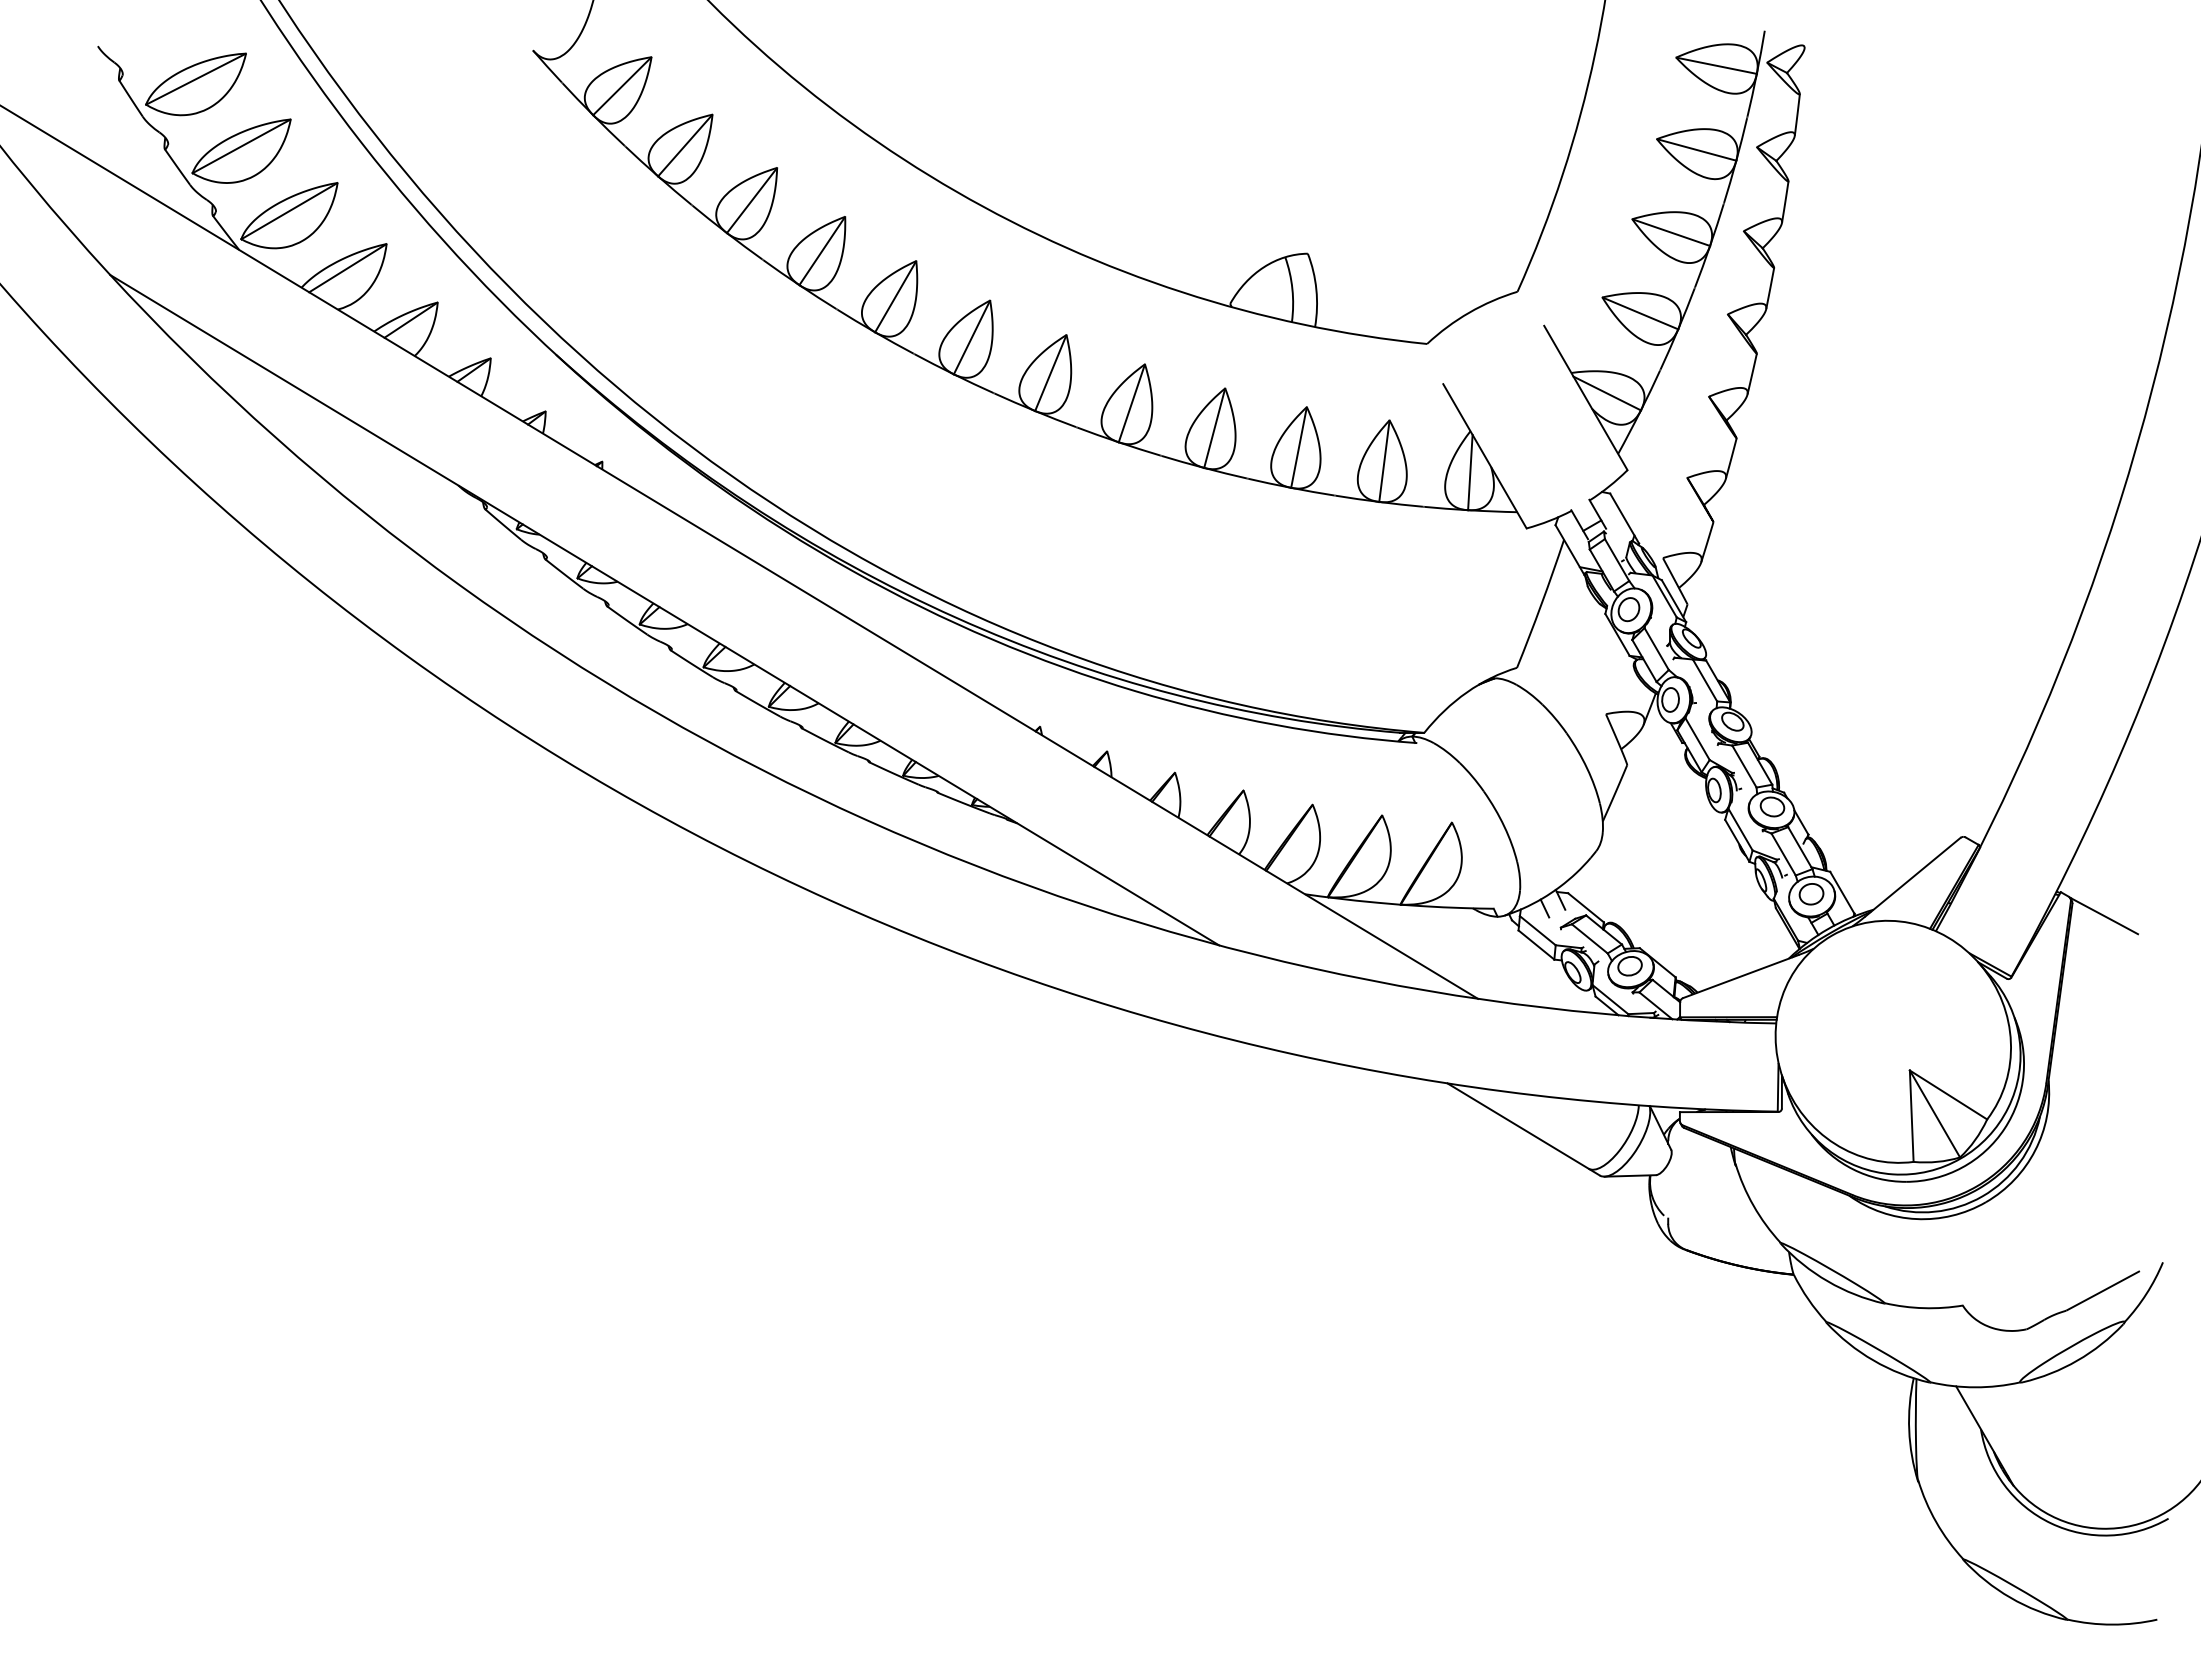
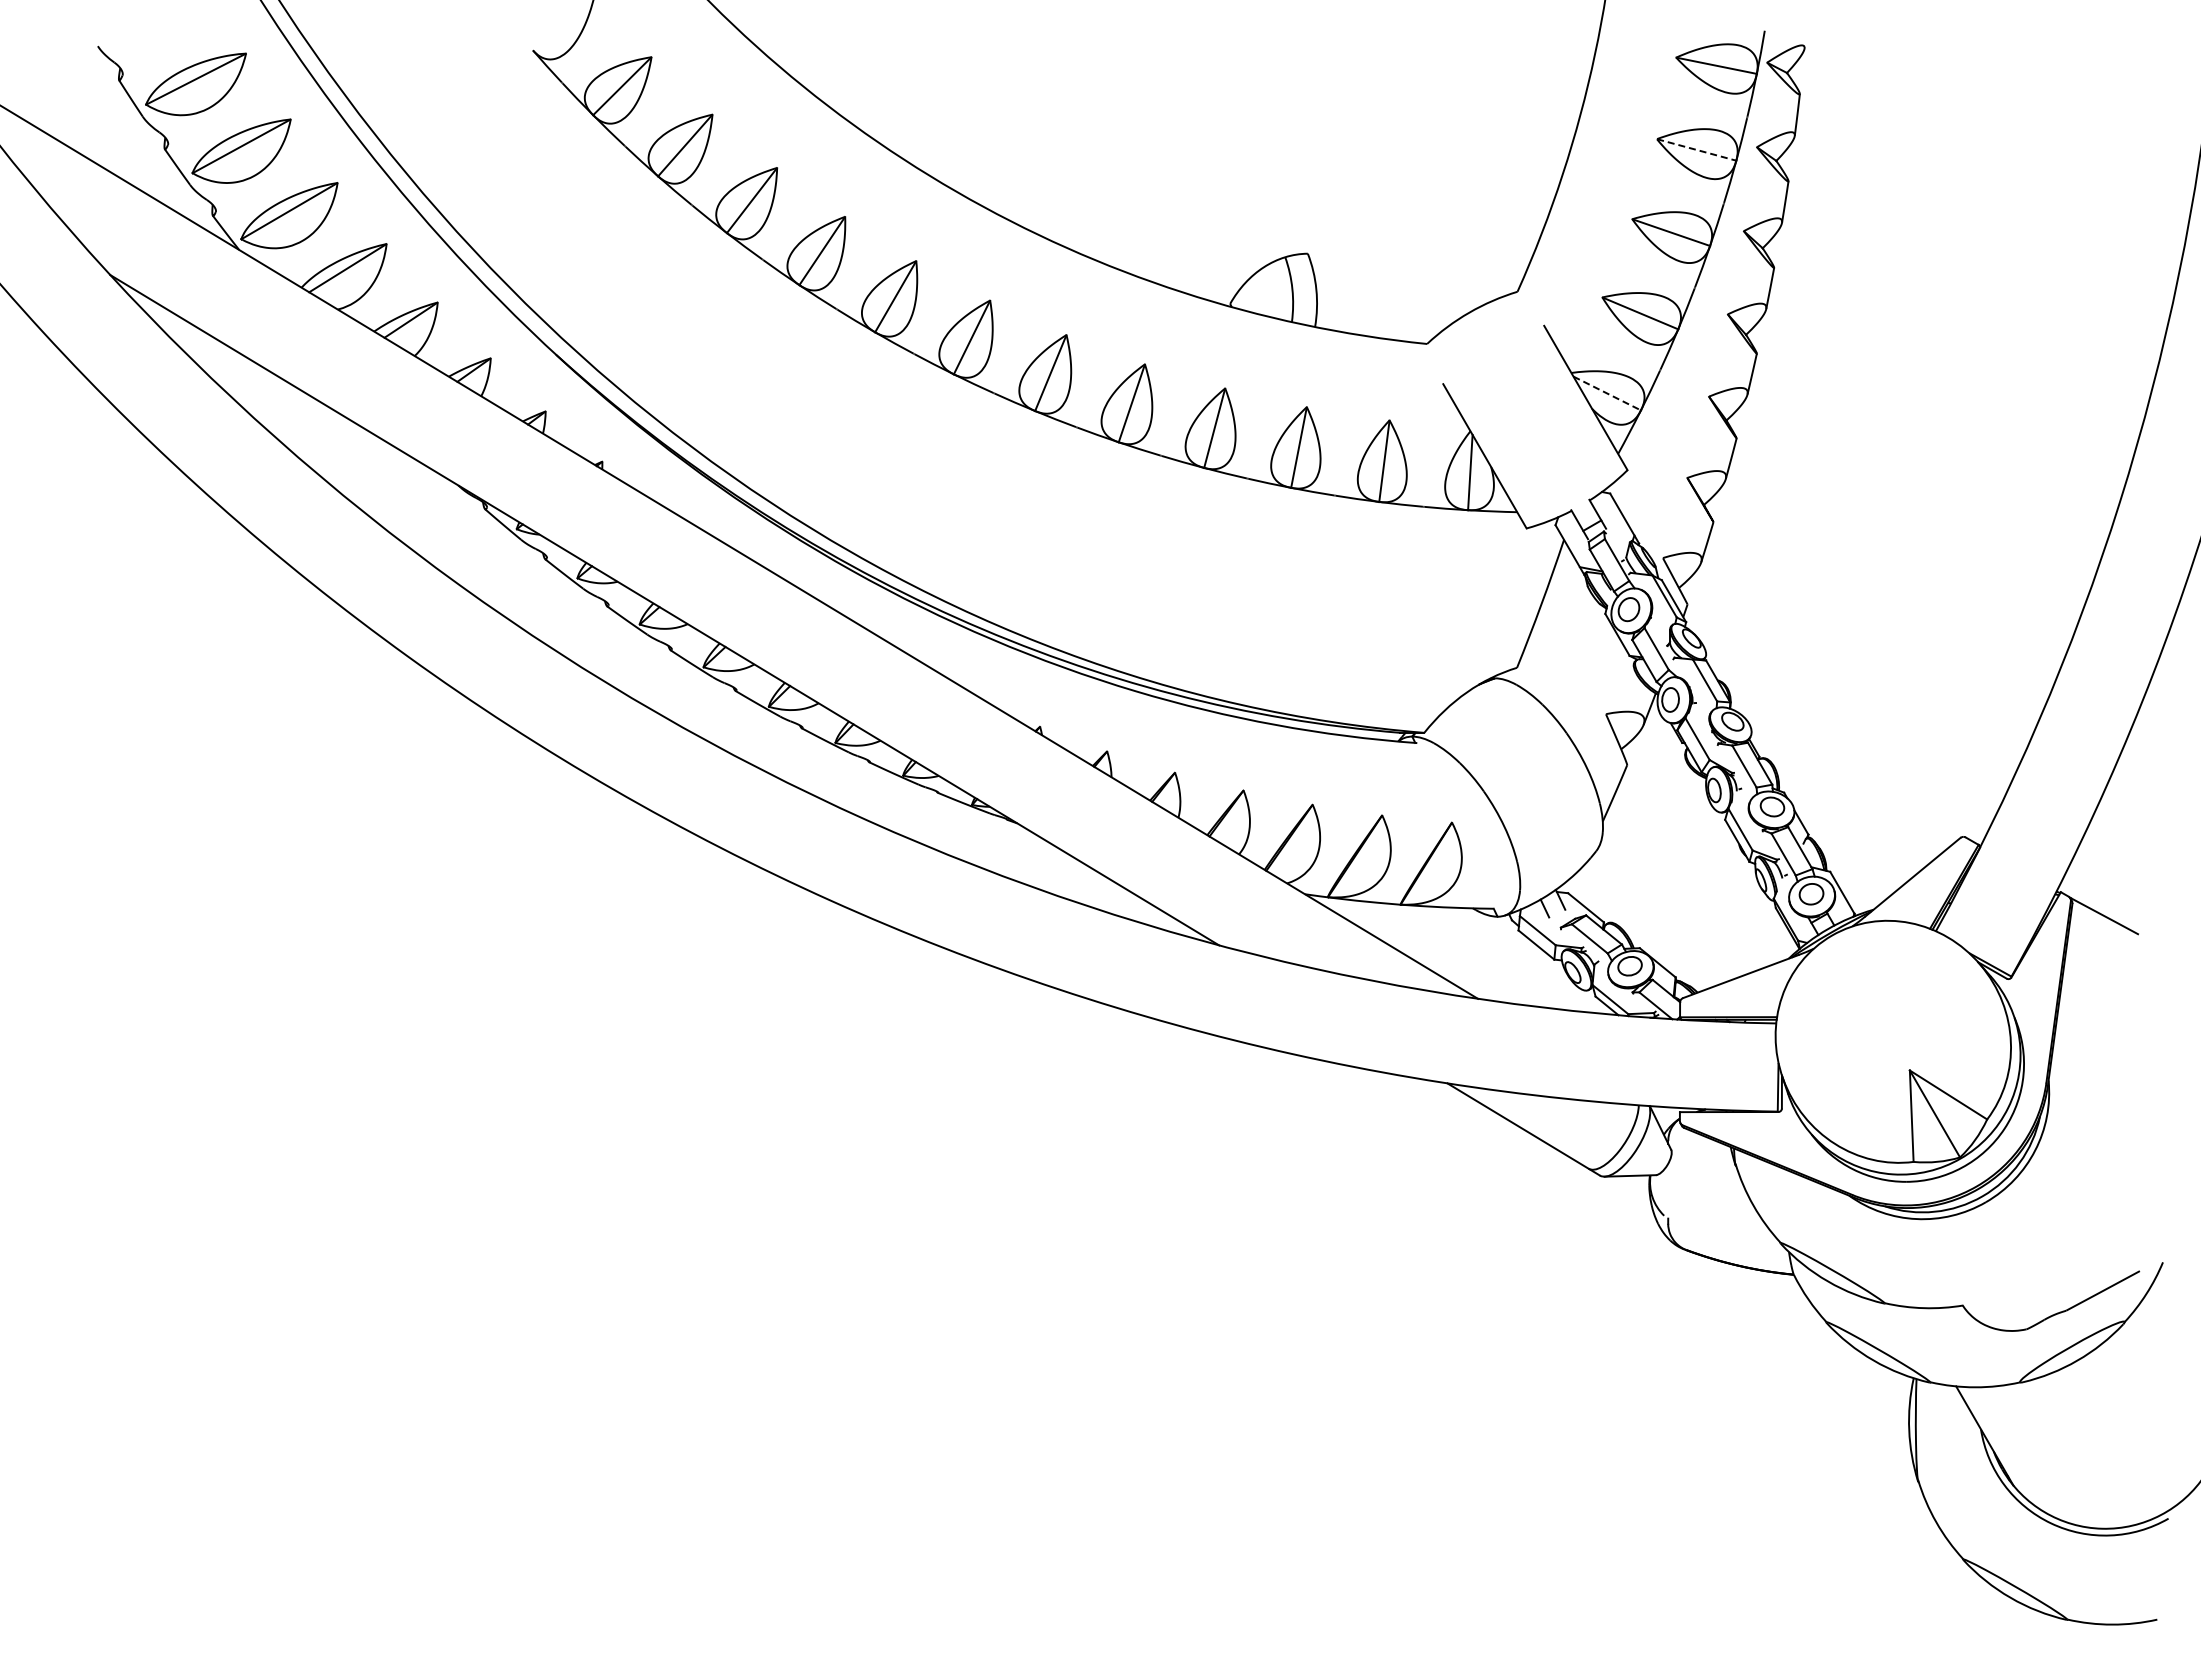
line: solid -> dashed (1696, 149)
line: solid -> dashed (1607, 393)
